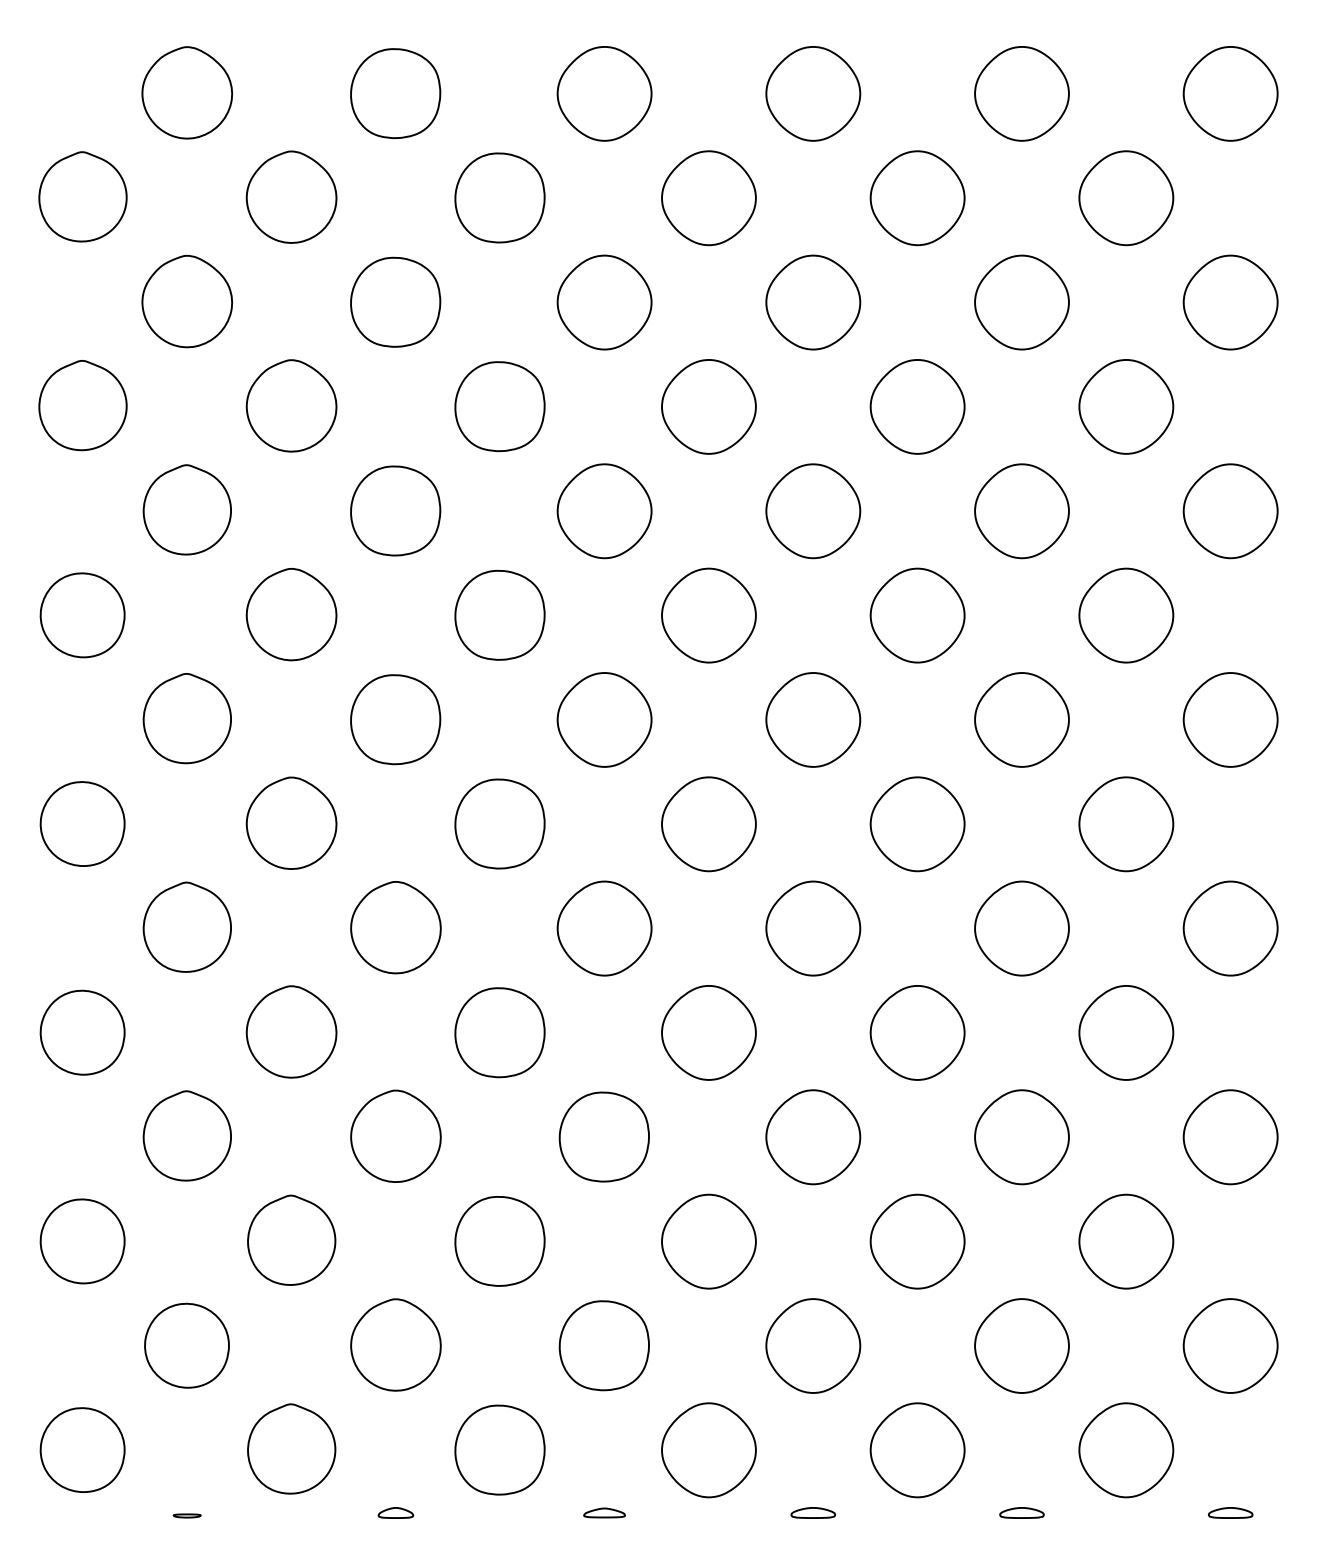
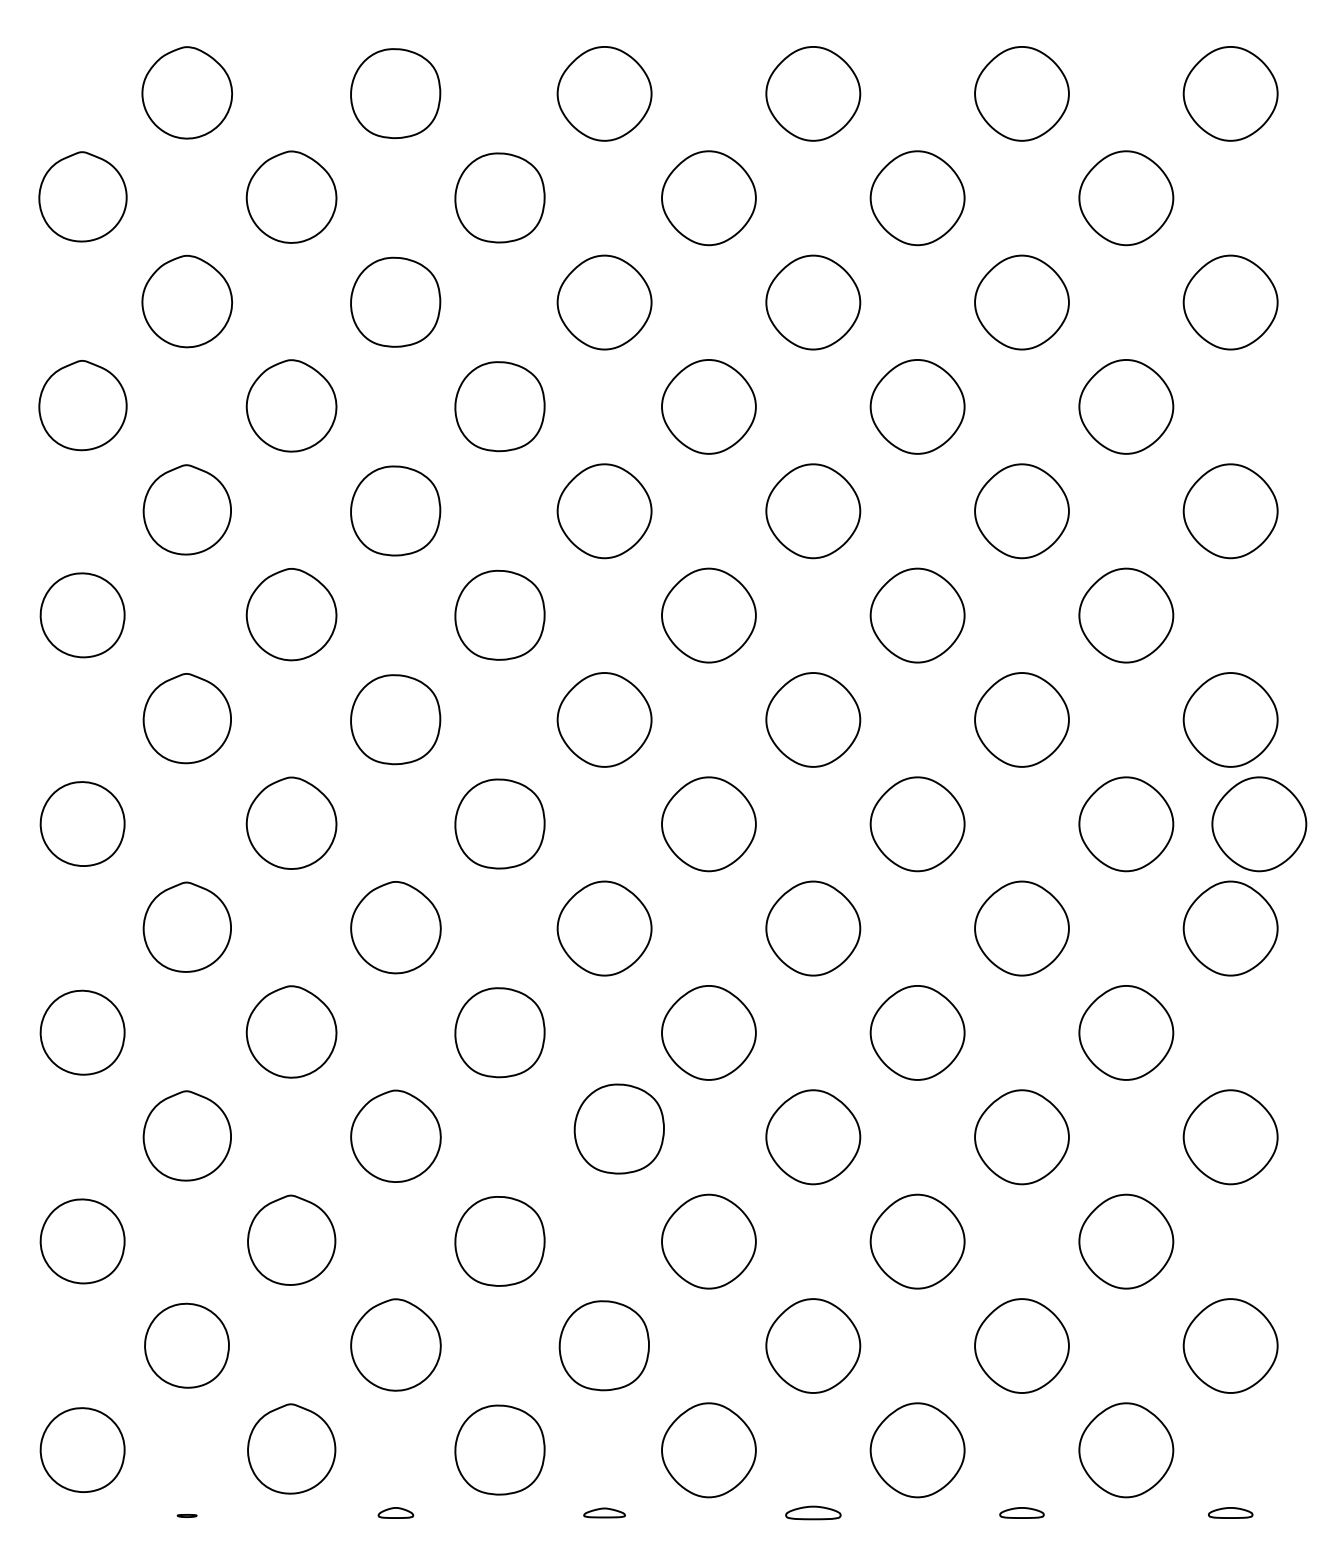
part: none -> present (1259, 824)
part position: (603, 1136) -> (618, 1128) (618, 1128)
part size: 46x12 px -> 57x16 px (813, 1512)
part size: 30x6 px -> 22x4 px (186, 1515)
